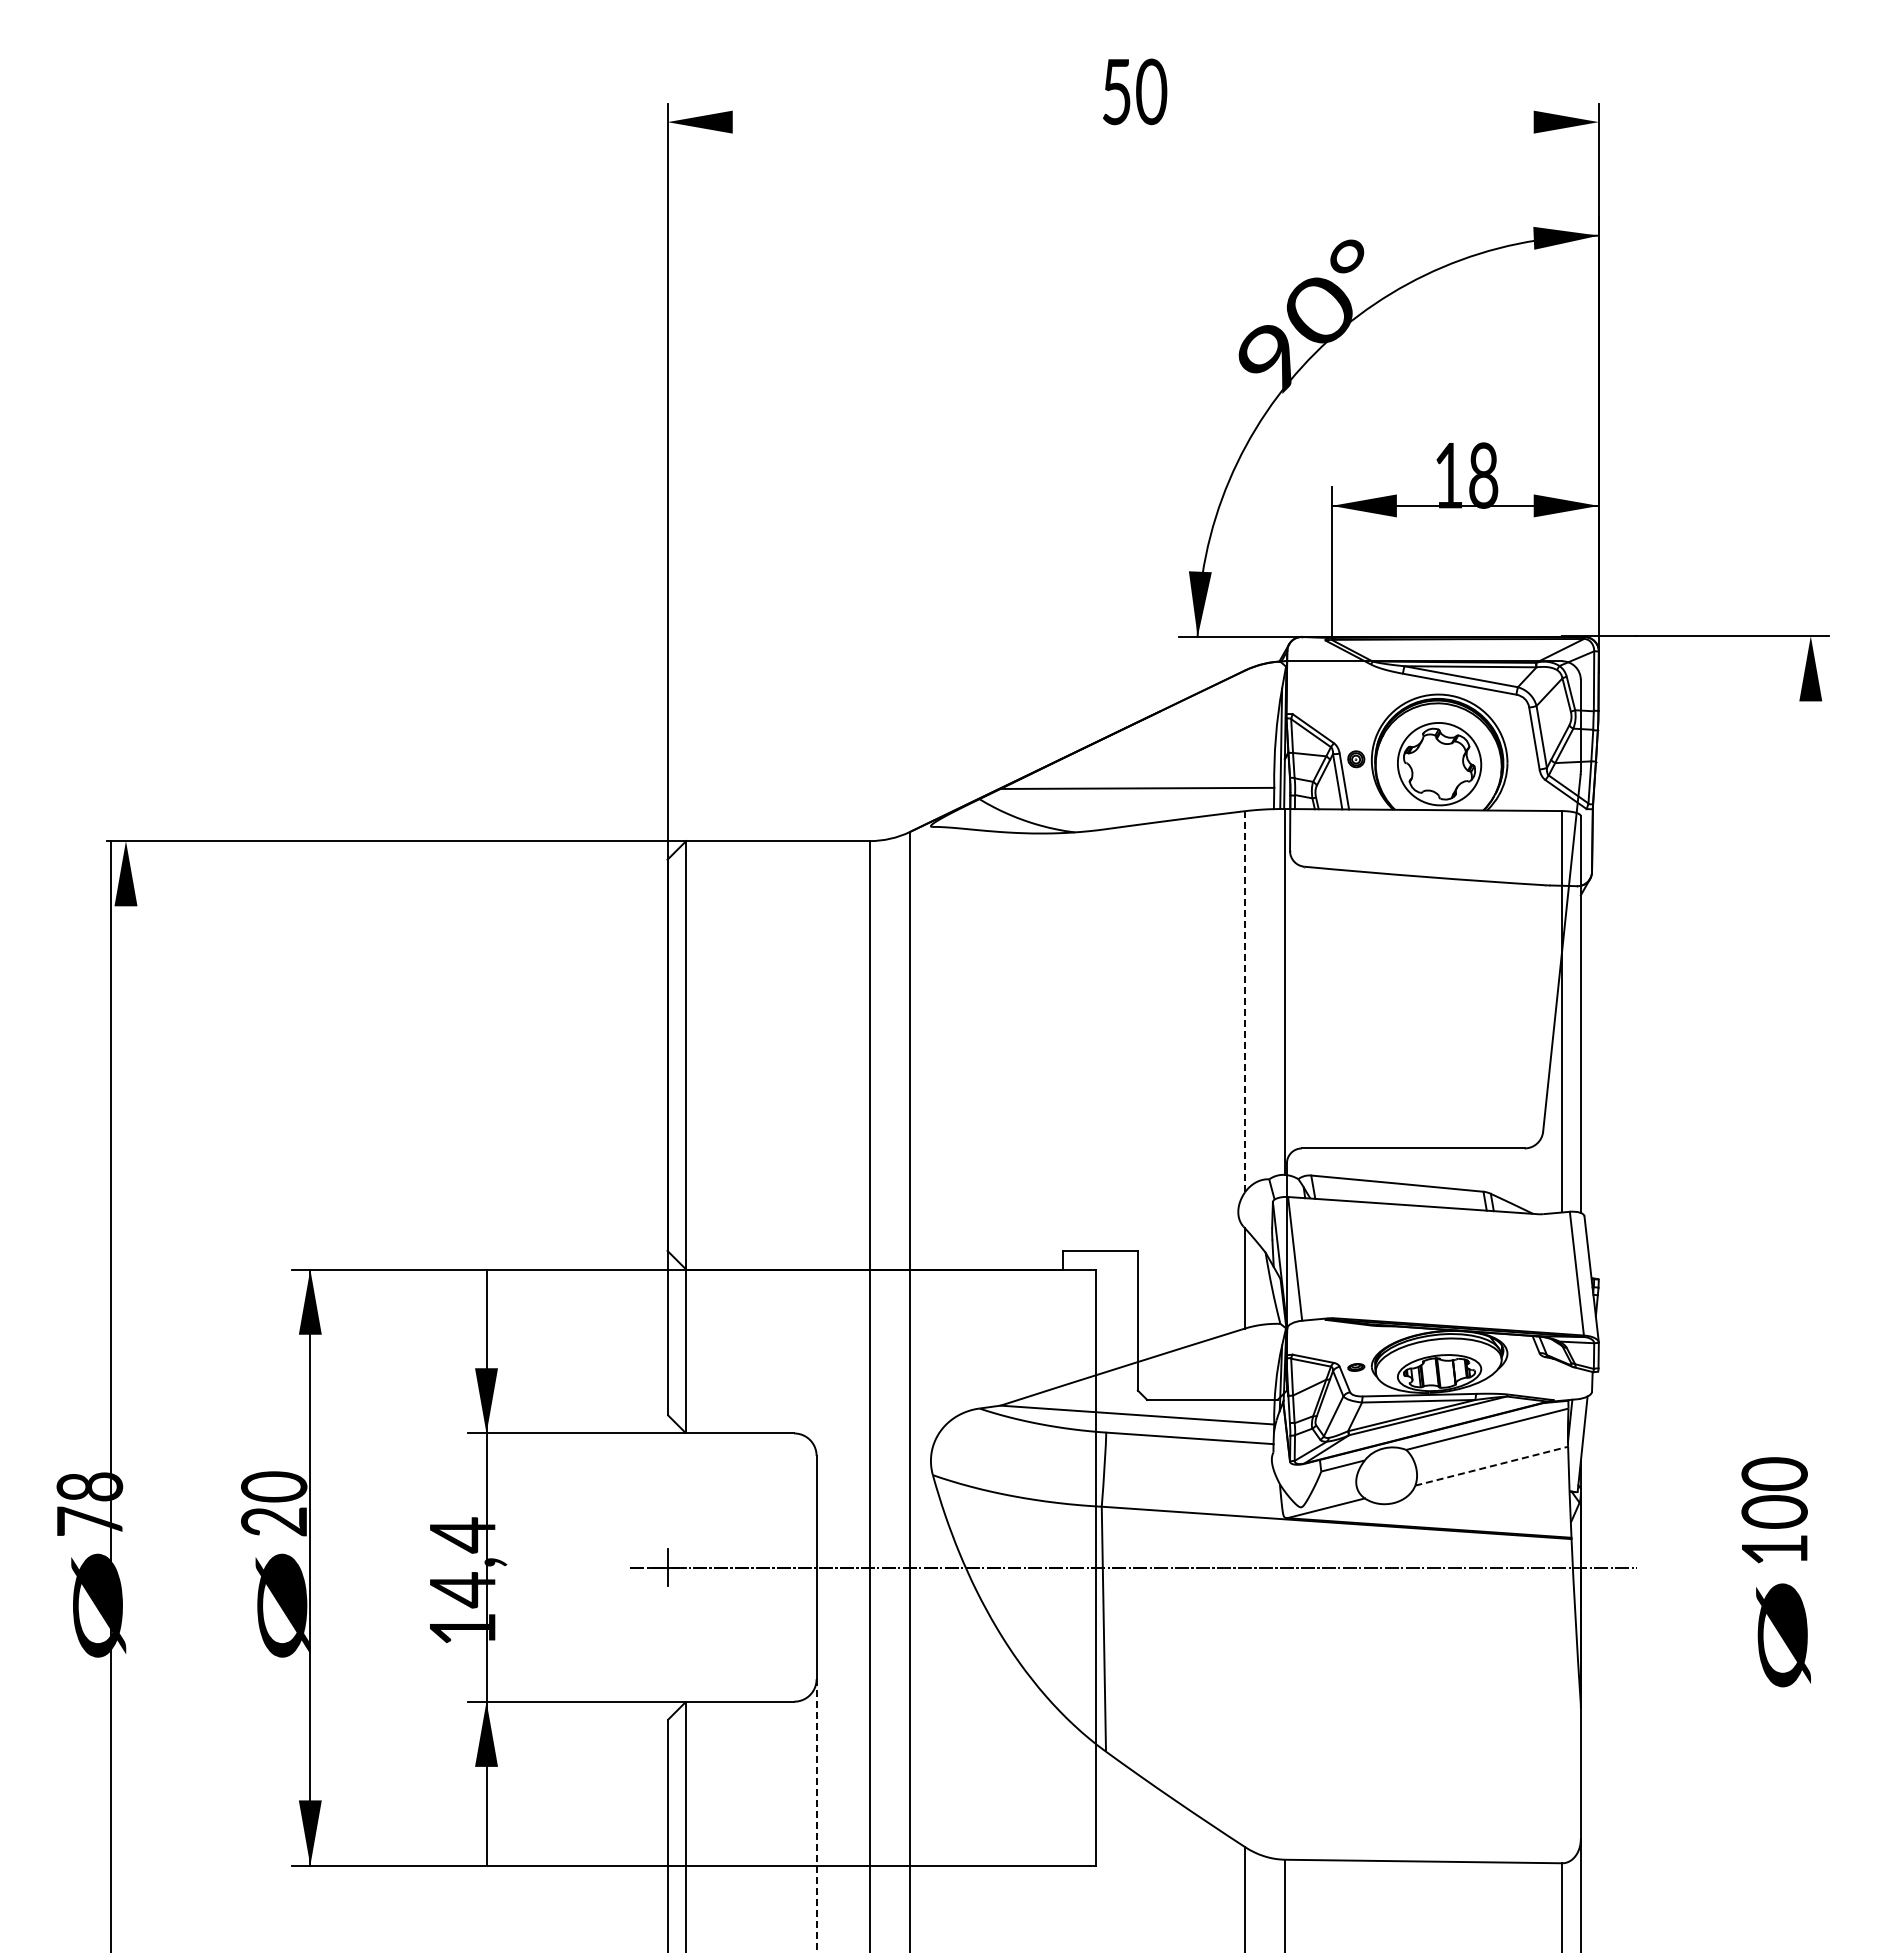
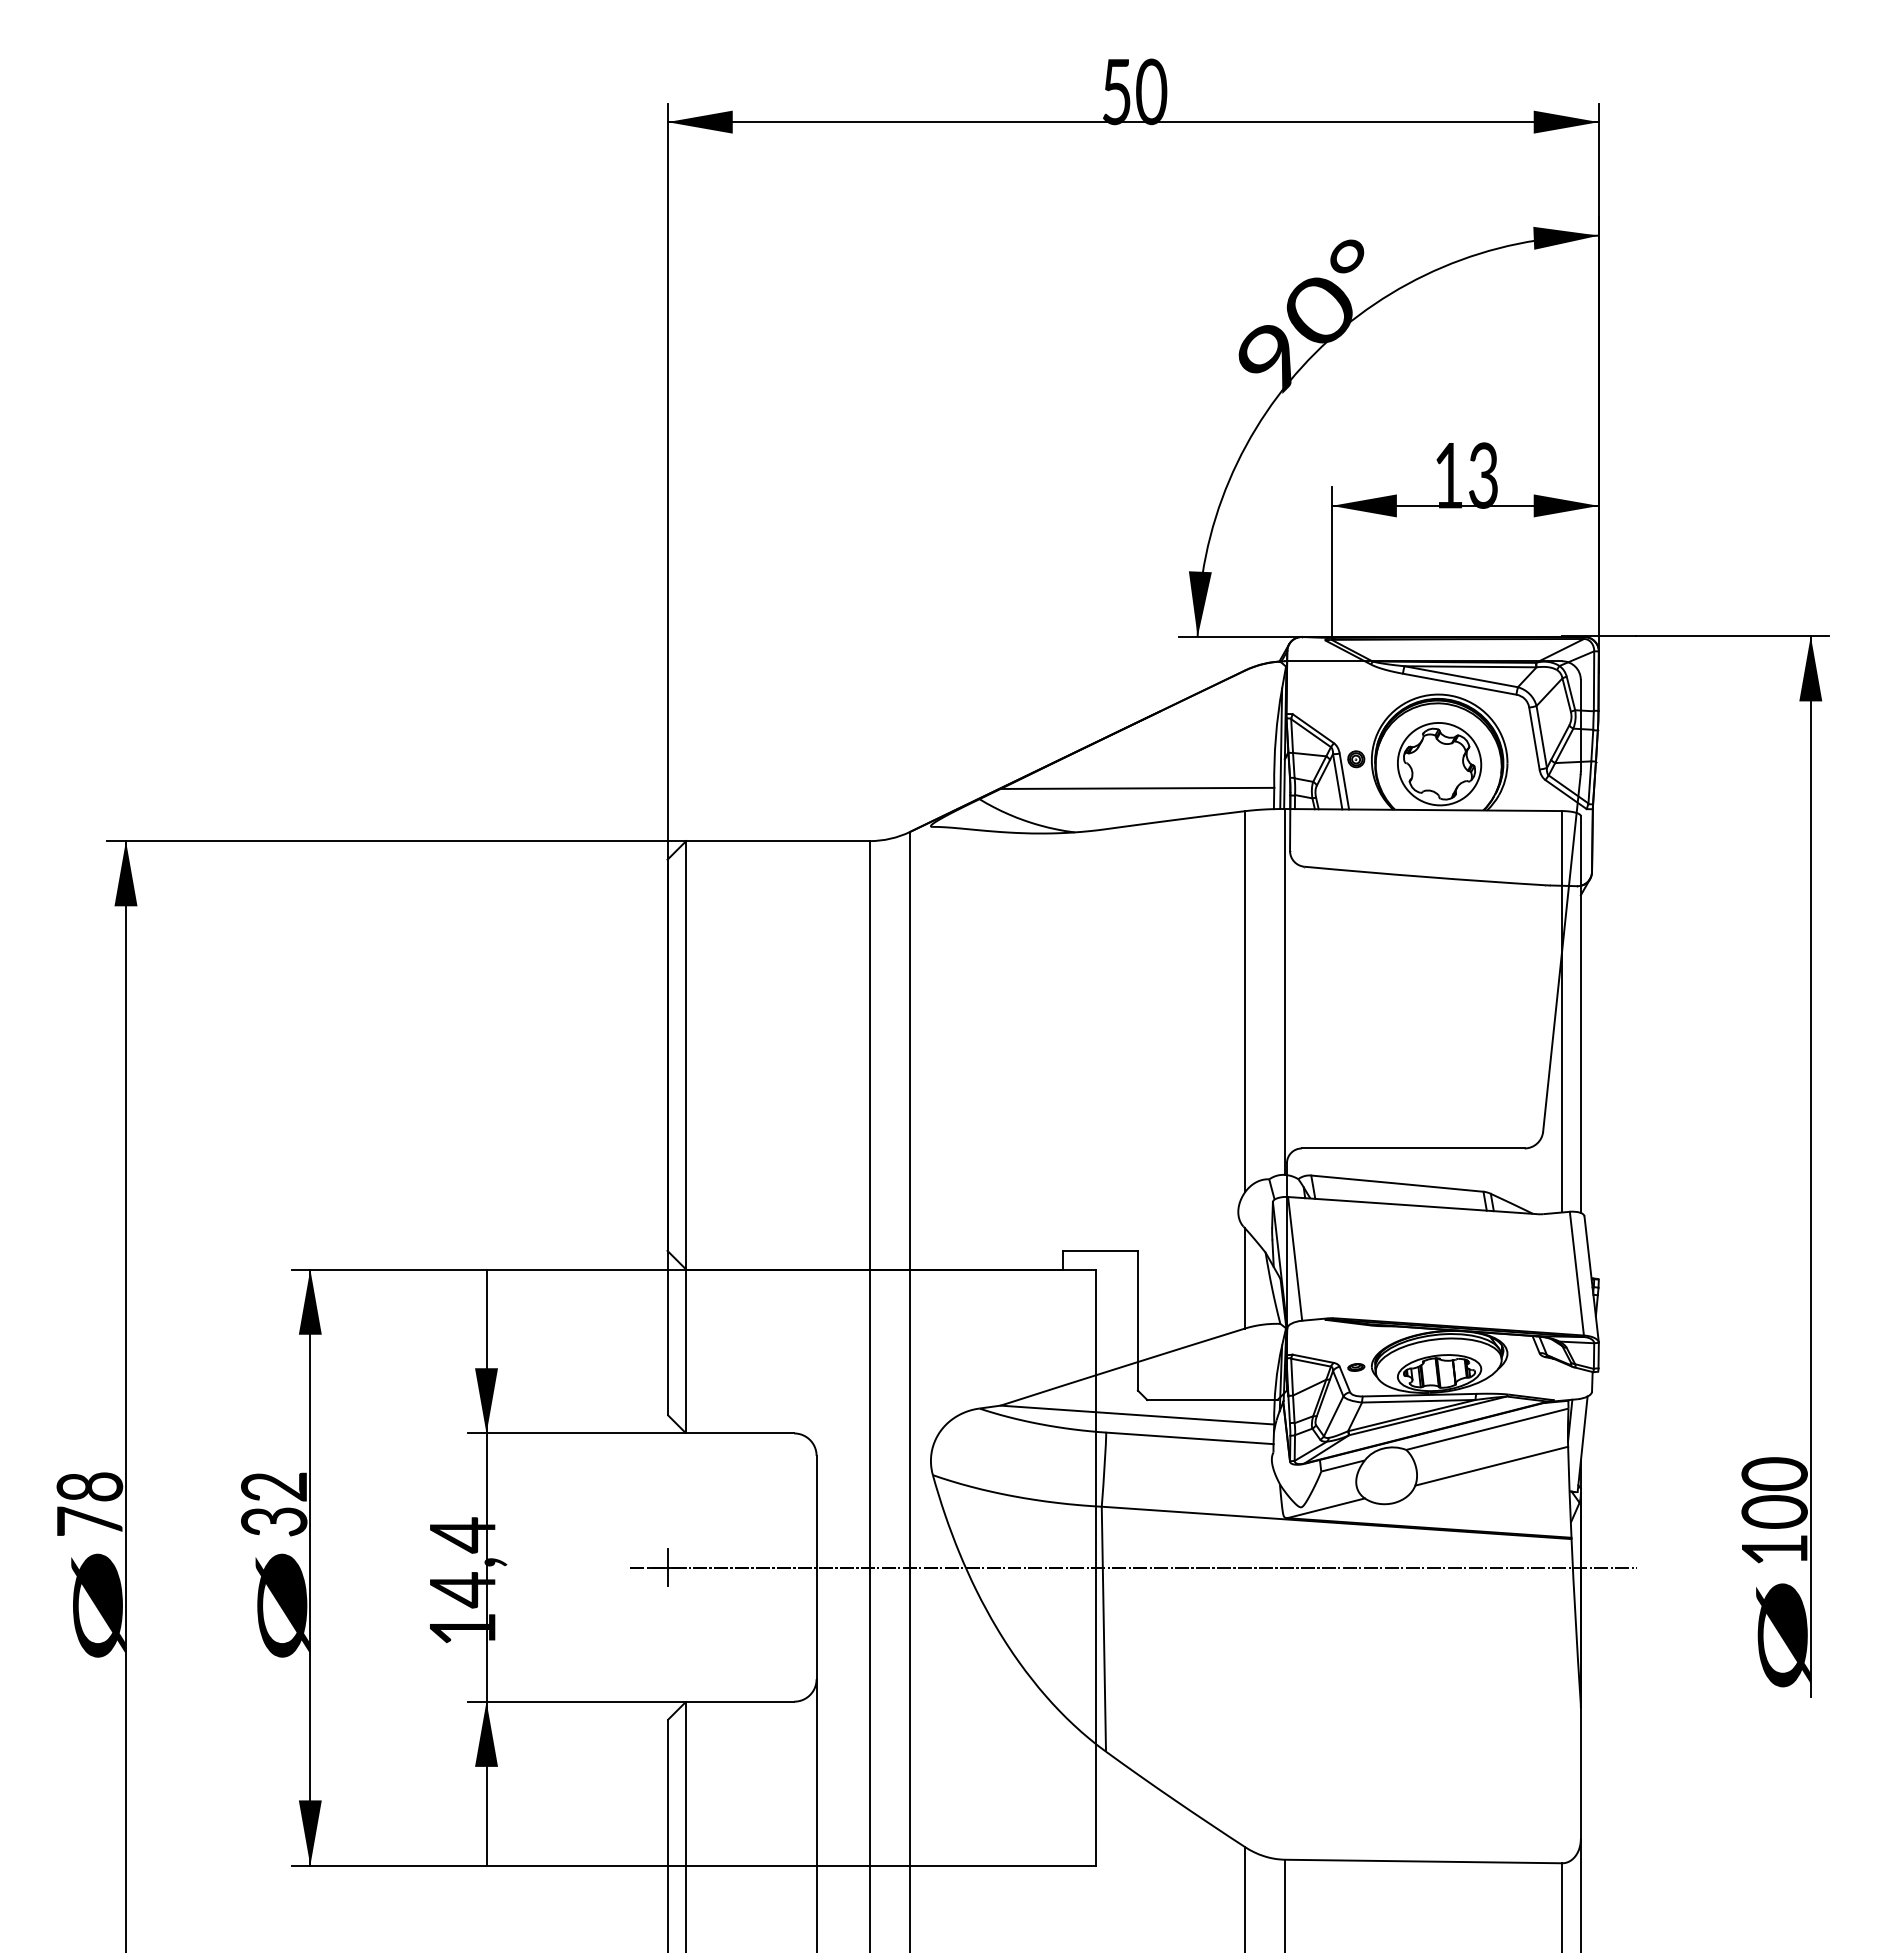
line: none -> present (1132, 122)
text: 18 -> 13 (1483, 475)
line: dashed -> solid (1245, 1001)
line: none -> present (1810, 1166)
line position: (110, 1395) -> (125, 1395) (125, 1395)
line: dashed -> solid (1491, 1466)
text: 20 -> 32 (274, 1503)
line: dashed -> solid (816, 1816)
